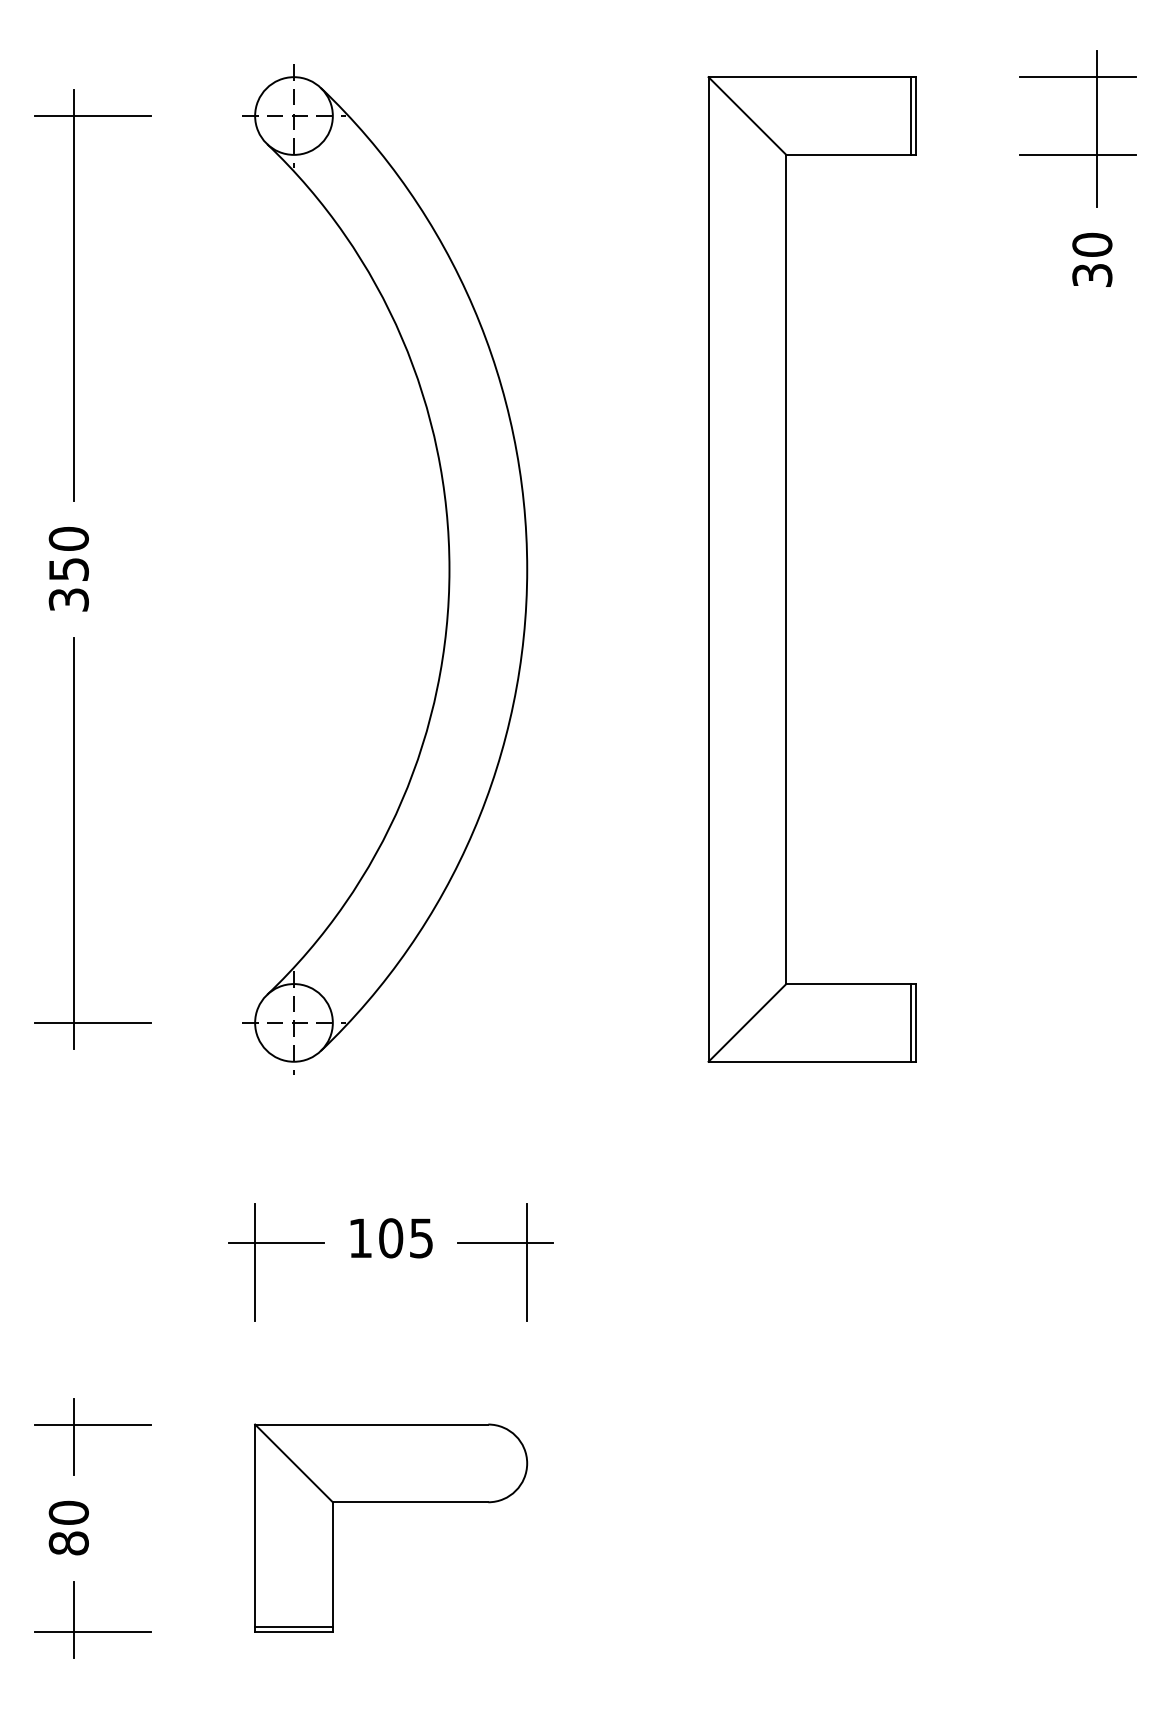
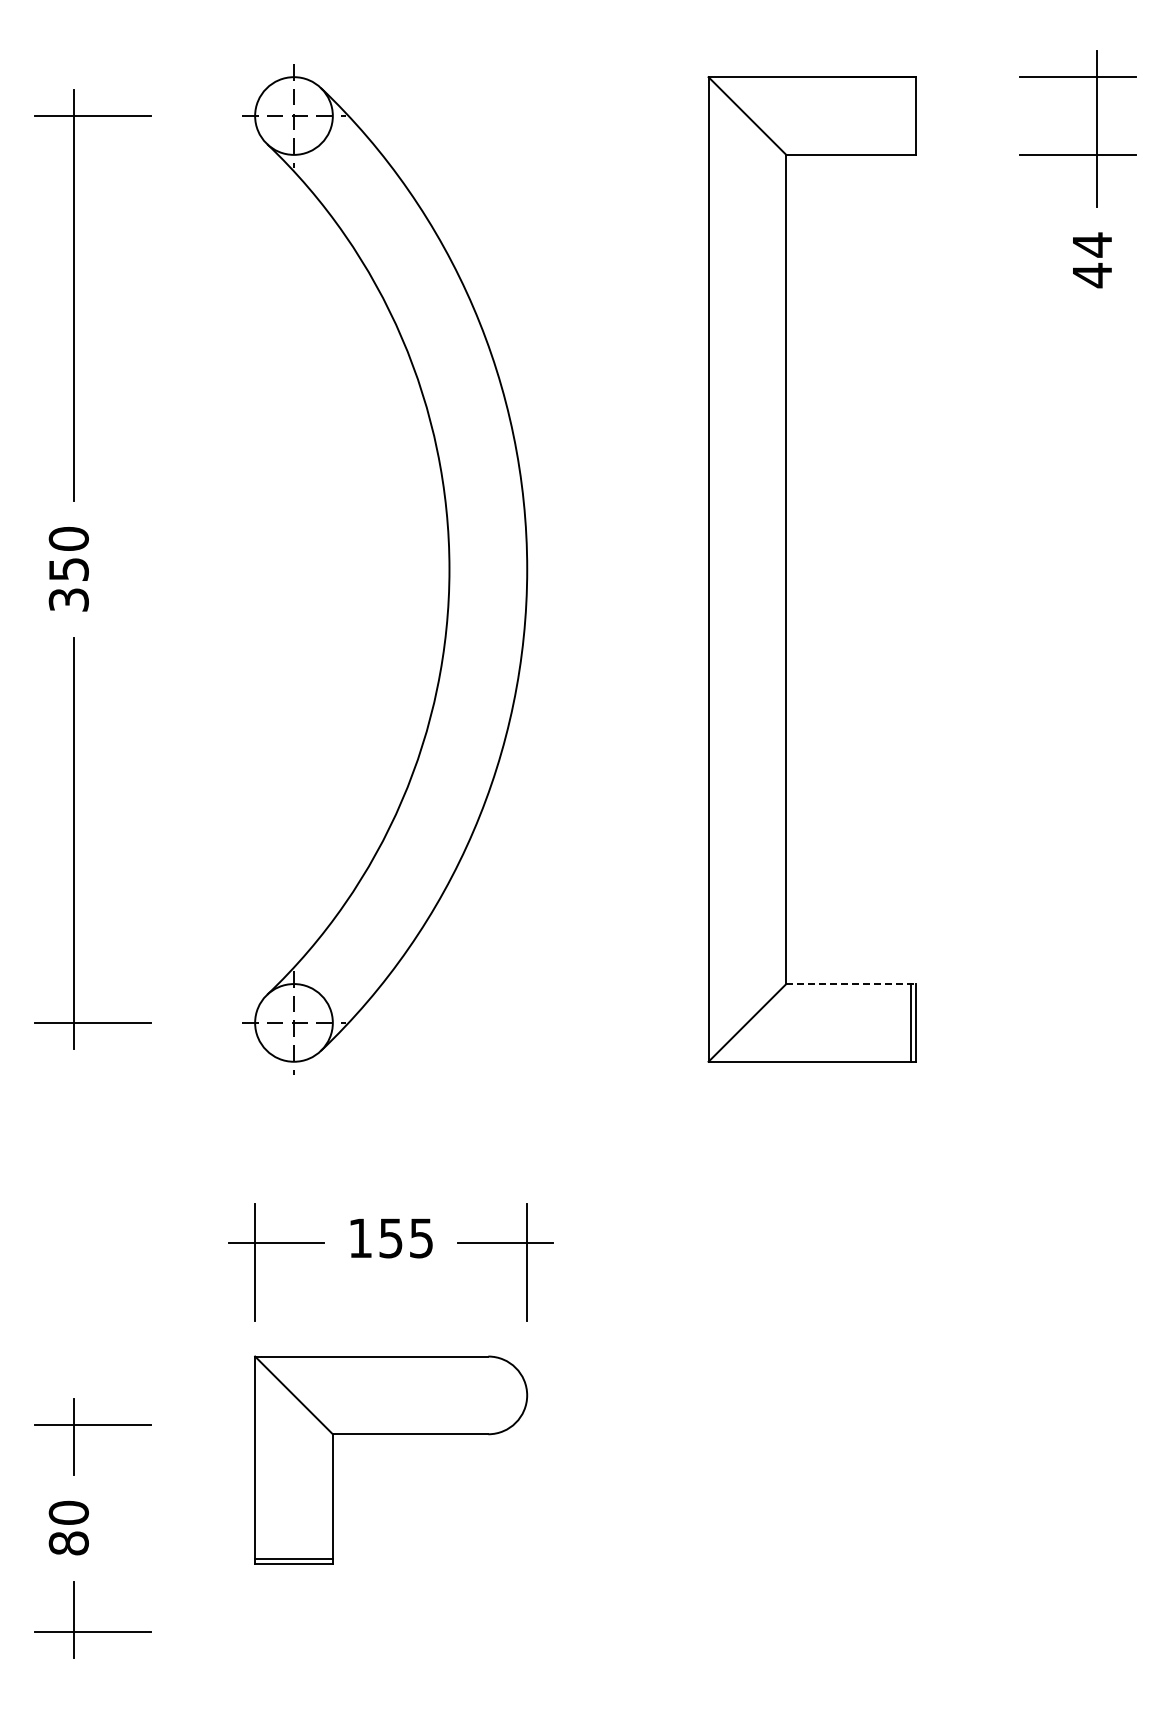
line: present -> none (910, 115)
text: 30 -> 44 (1092, 260)
line: solid -> dashed (851, 984)
text: 105 -> 155 (391, 1238)
part position: (391, 1502) -> (391, 1434) (391, 1434)
